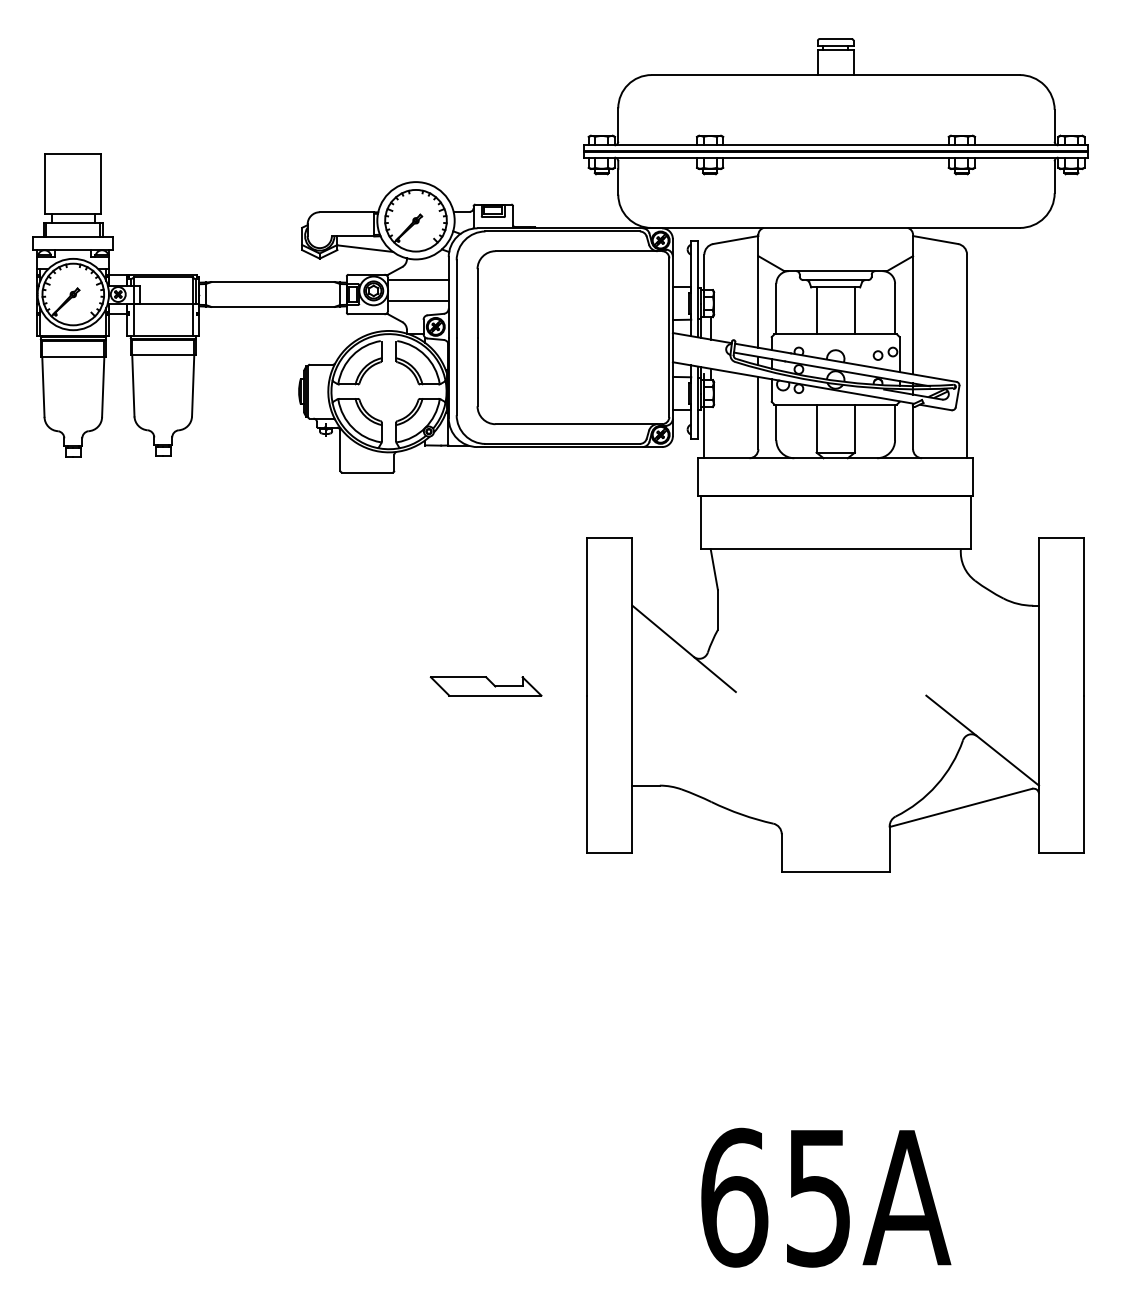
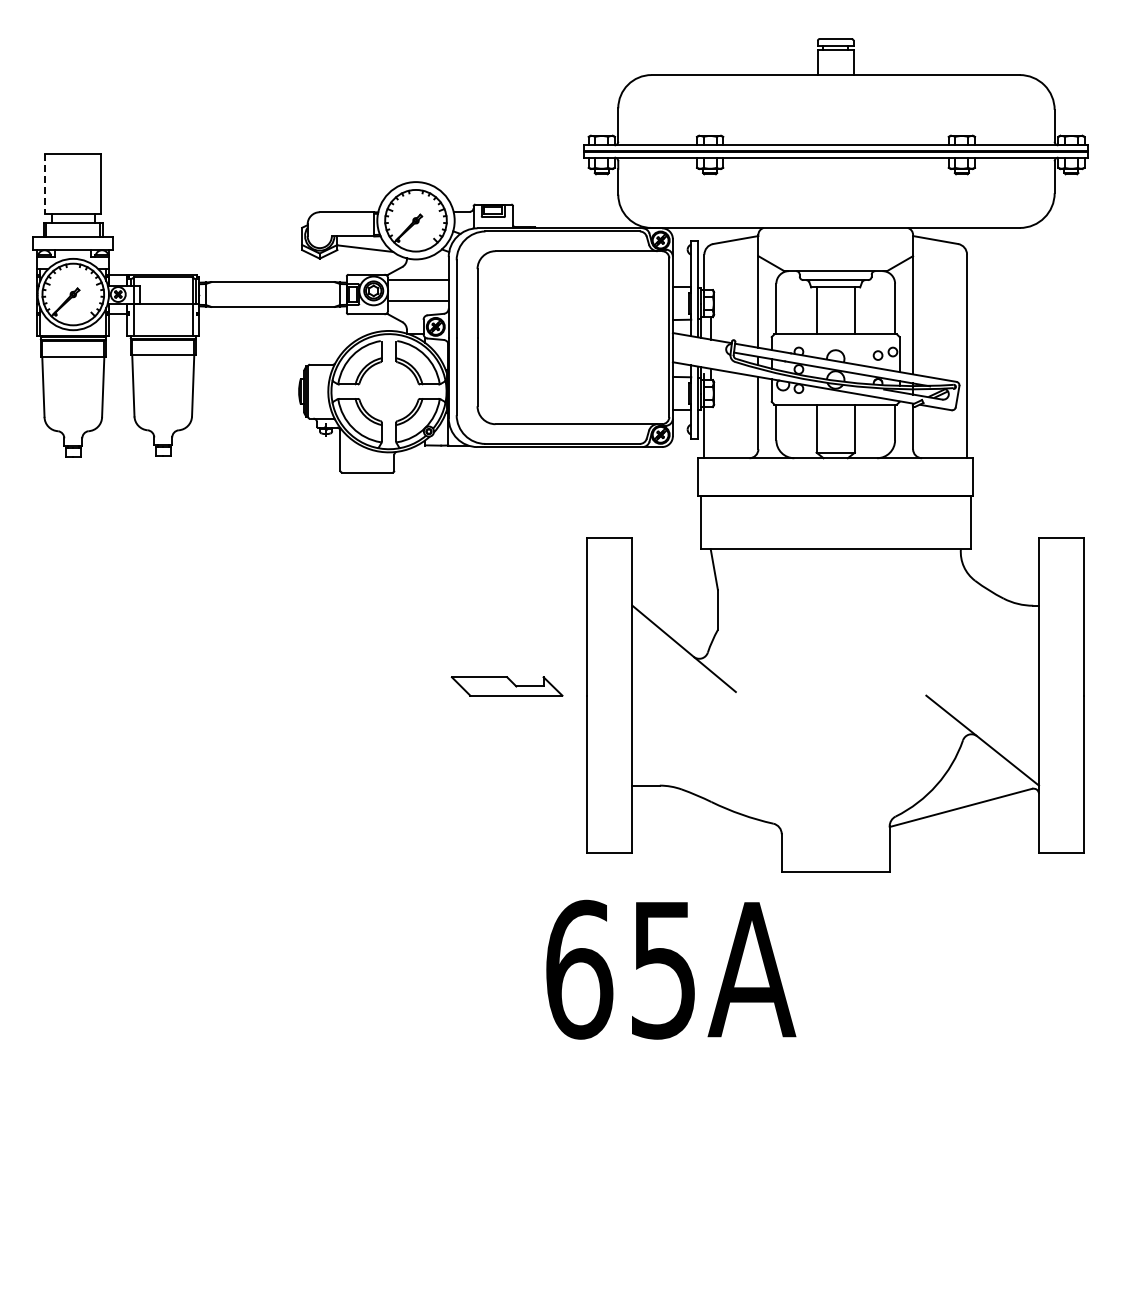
line: solid -> dashed (45, 183)
part position: (485, 686) -> (506, 686) (506, 686)
text position: (826, 1197) -> (671, 969) (671, 969)
